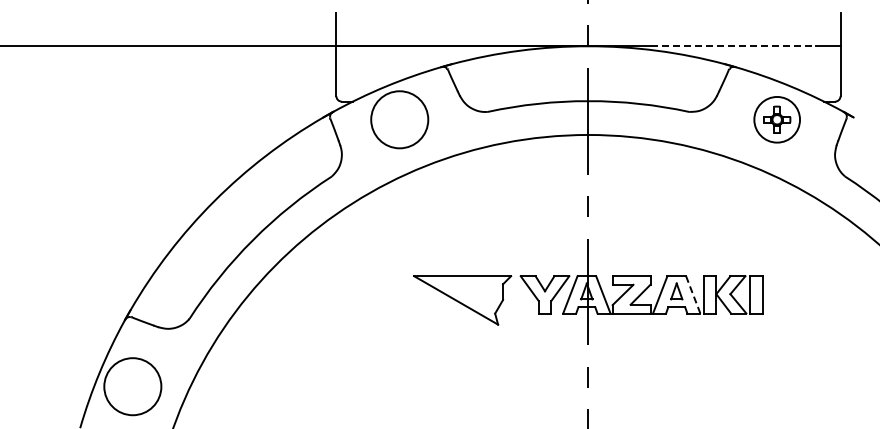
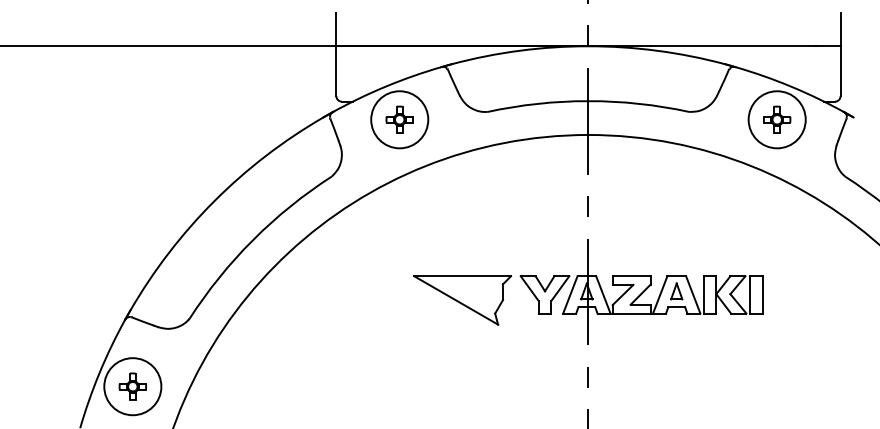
line: dashed -> solid (733, 46)
part: none -> present (399, 119)
circle diameter: 46 px -> 57 px (776, 119)
line: dashed -> solid (693, 294)
part: none -> present (132, 386)
